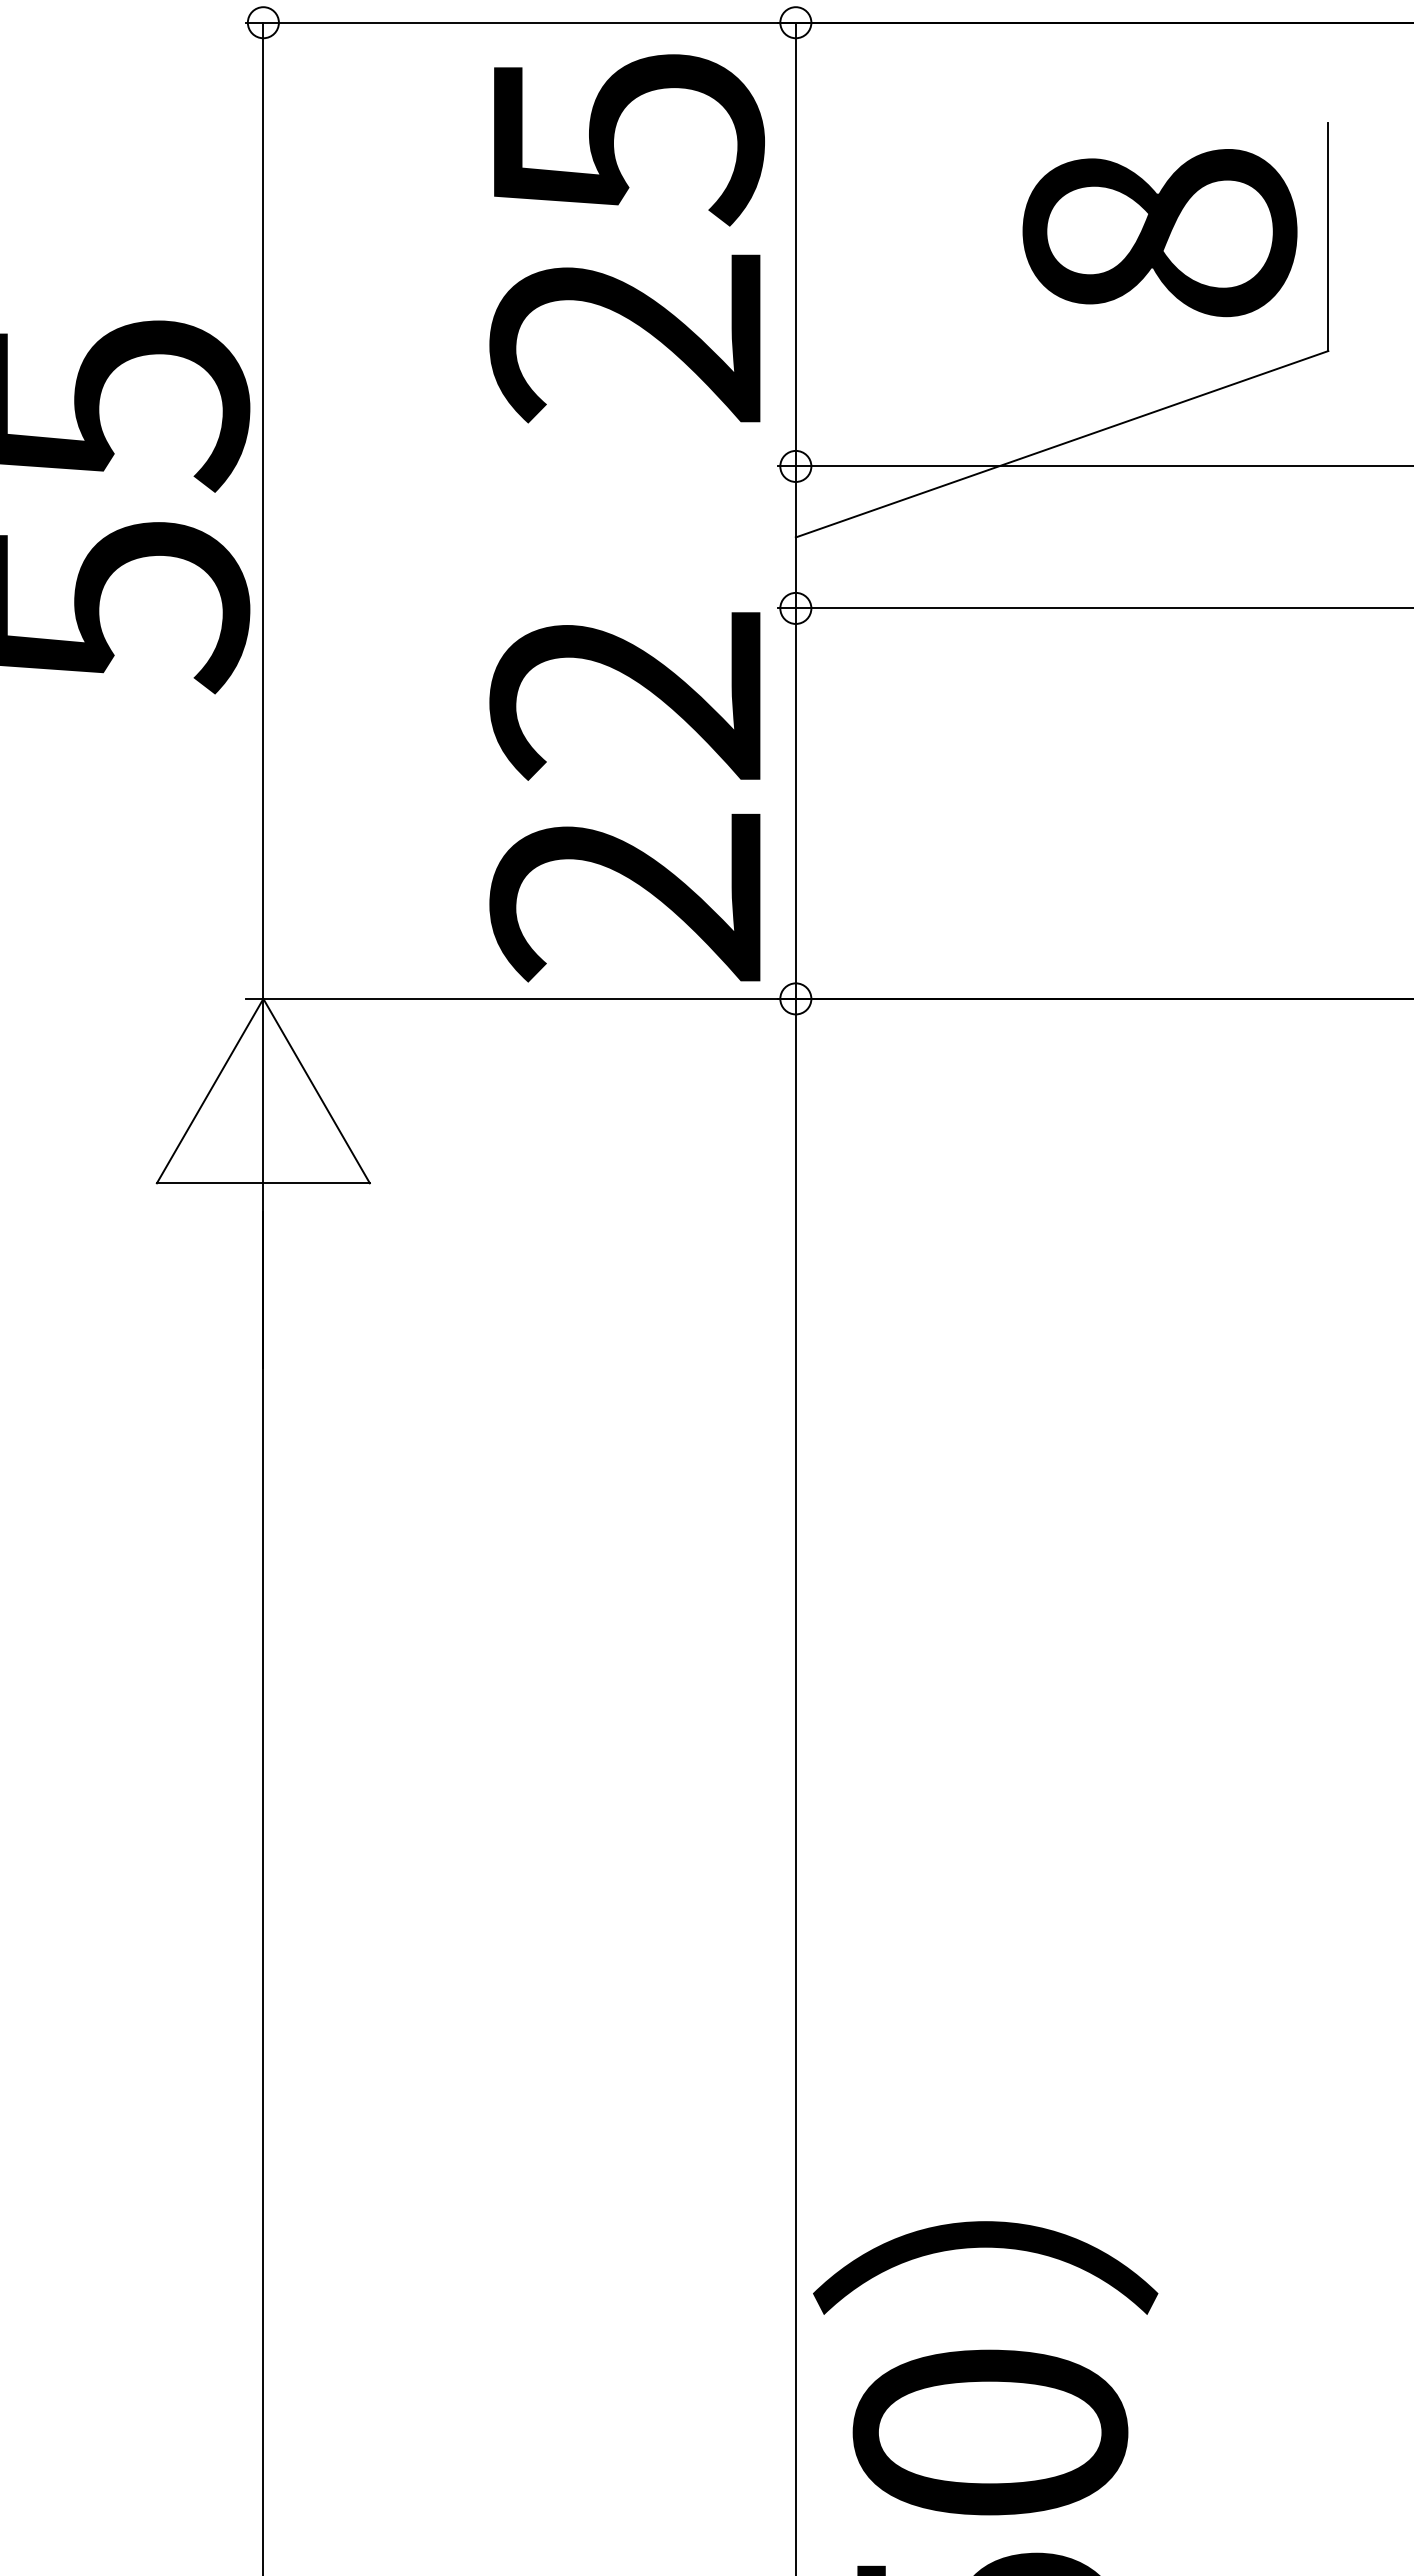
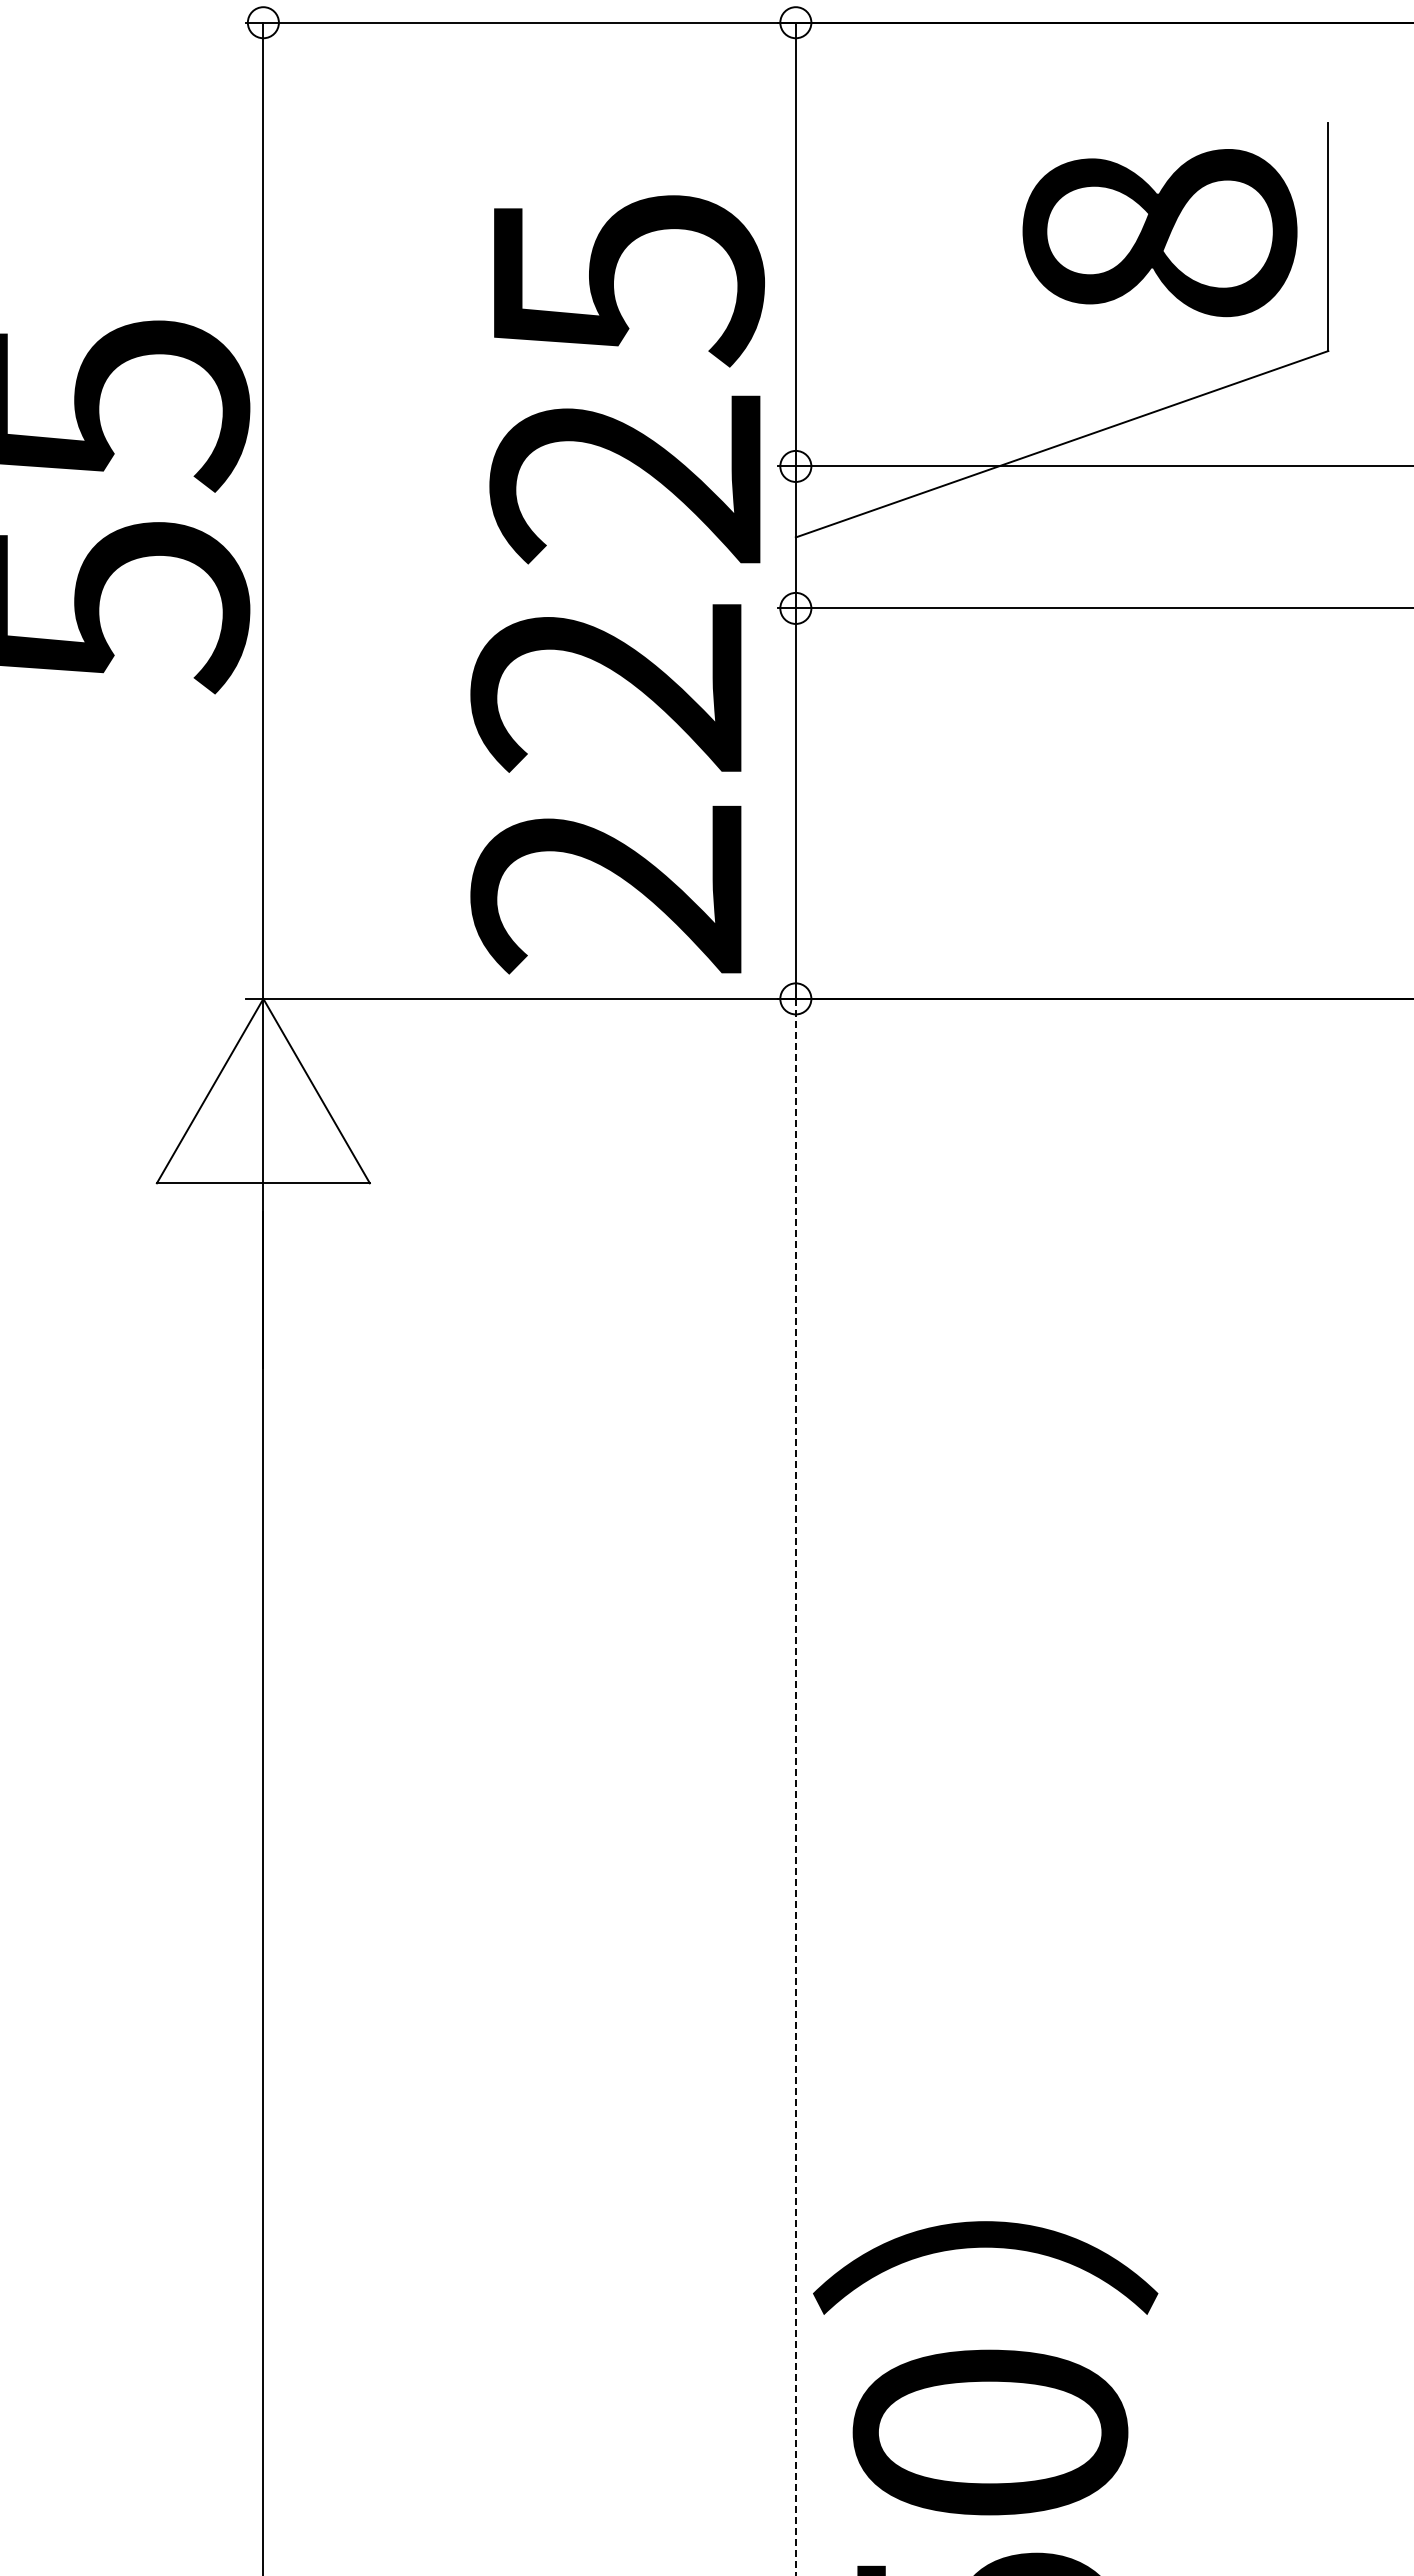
text position: (626, 238) -> (626, 379) (626, 379)
text position: (624, 797) -> (605, 789) (605, 789)
line: solid -> dashed (795, 1787)
